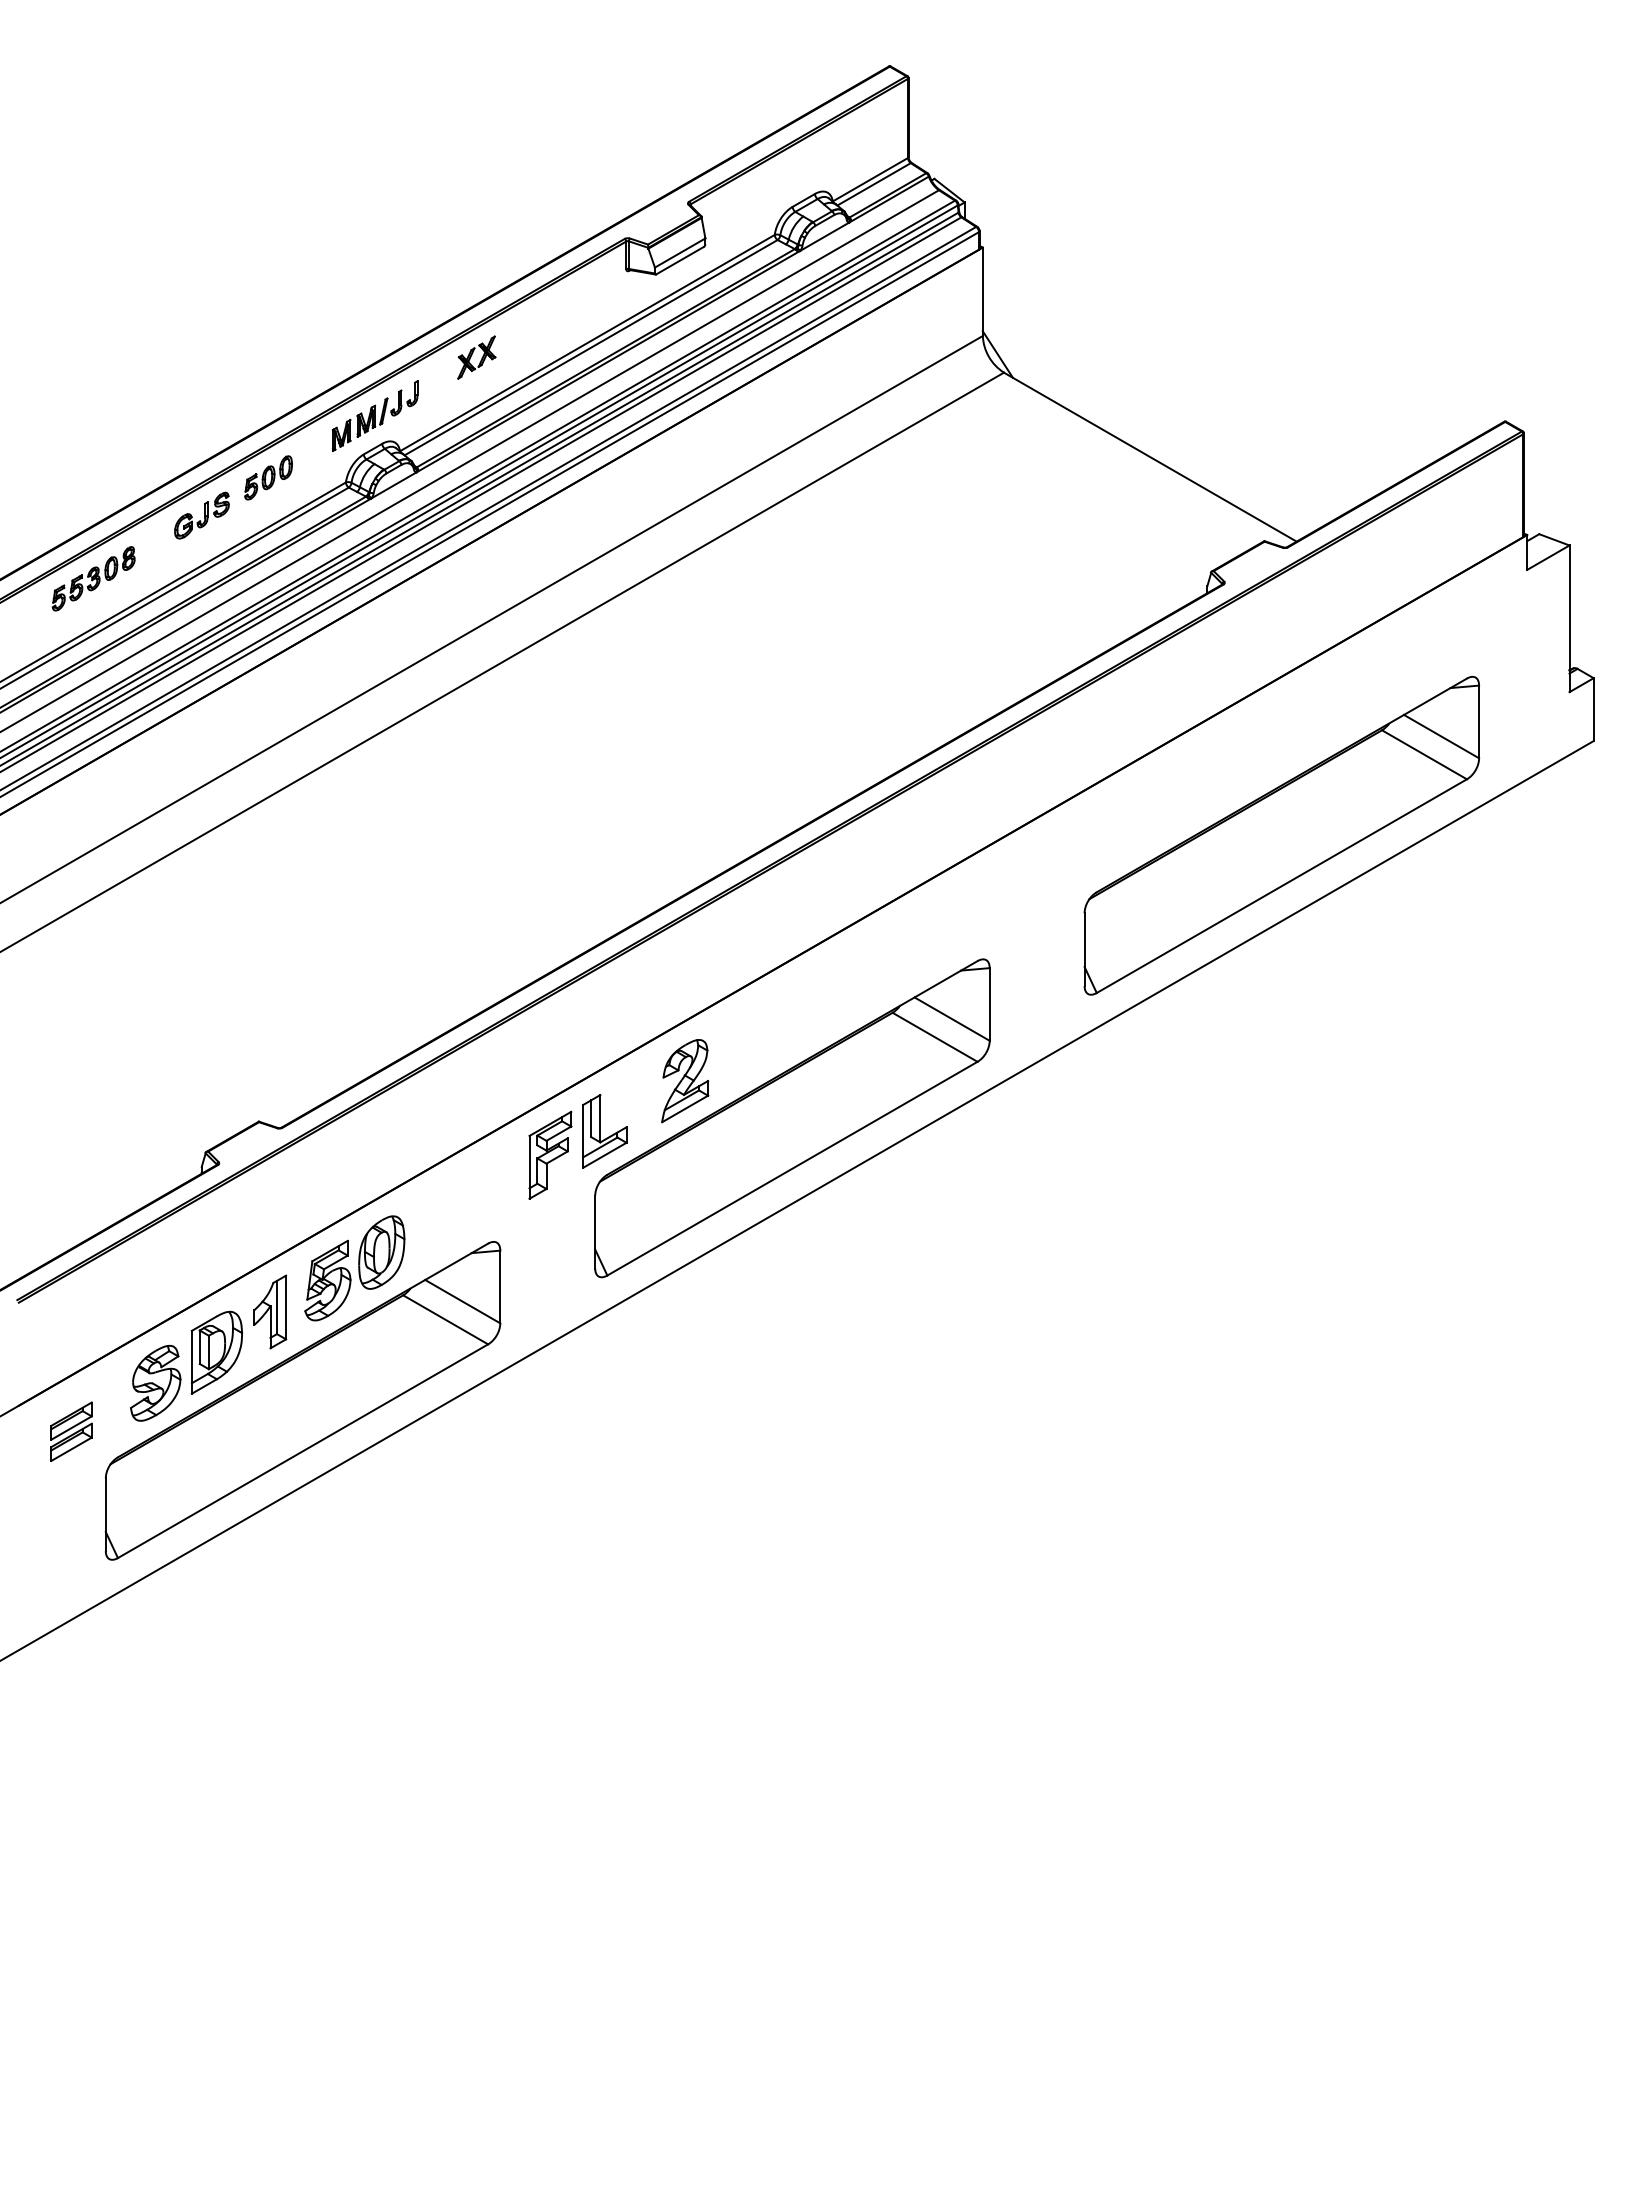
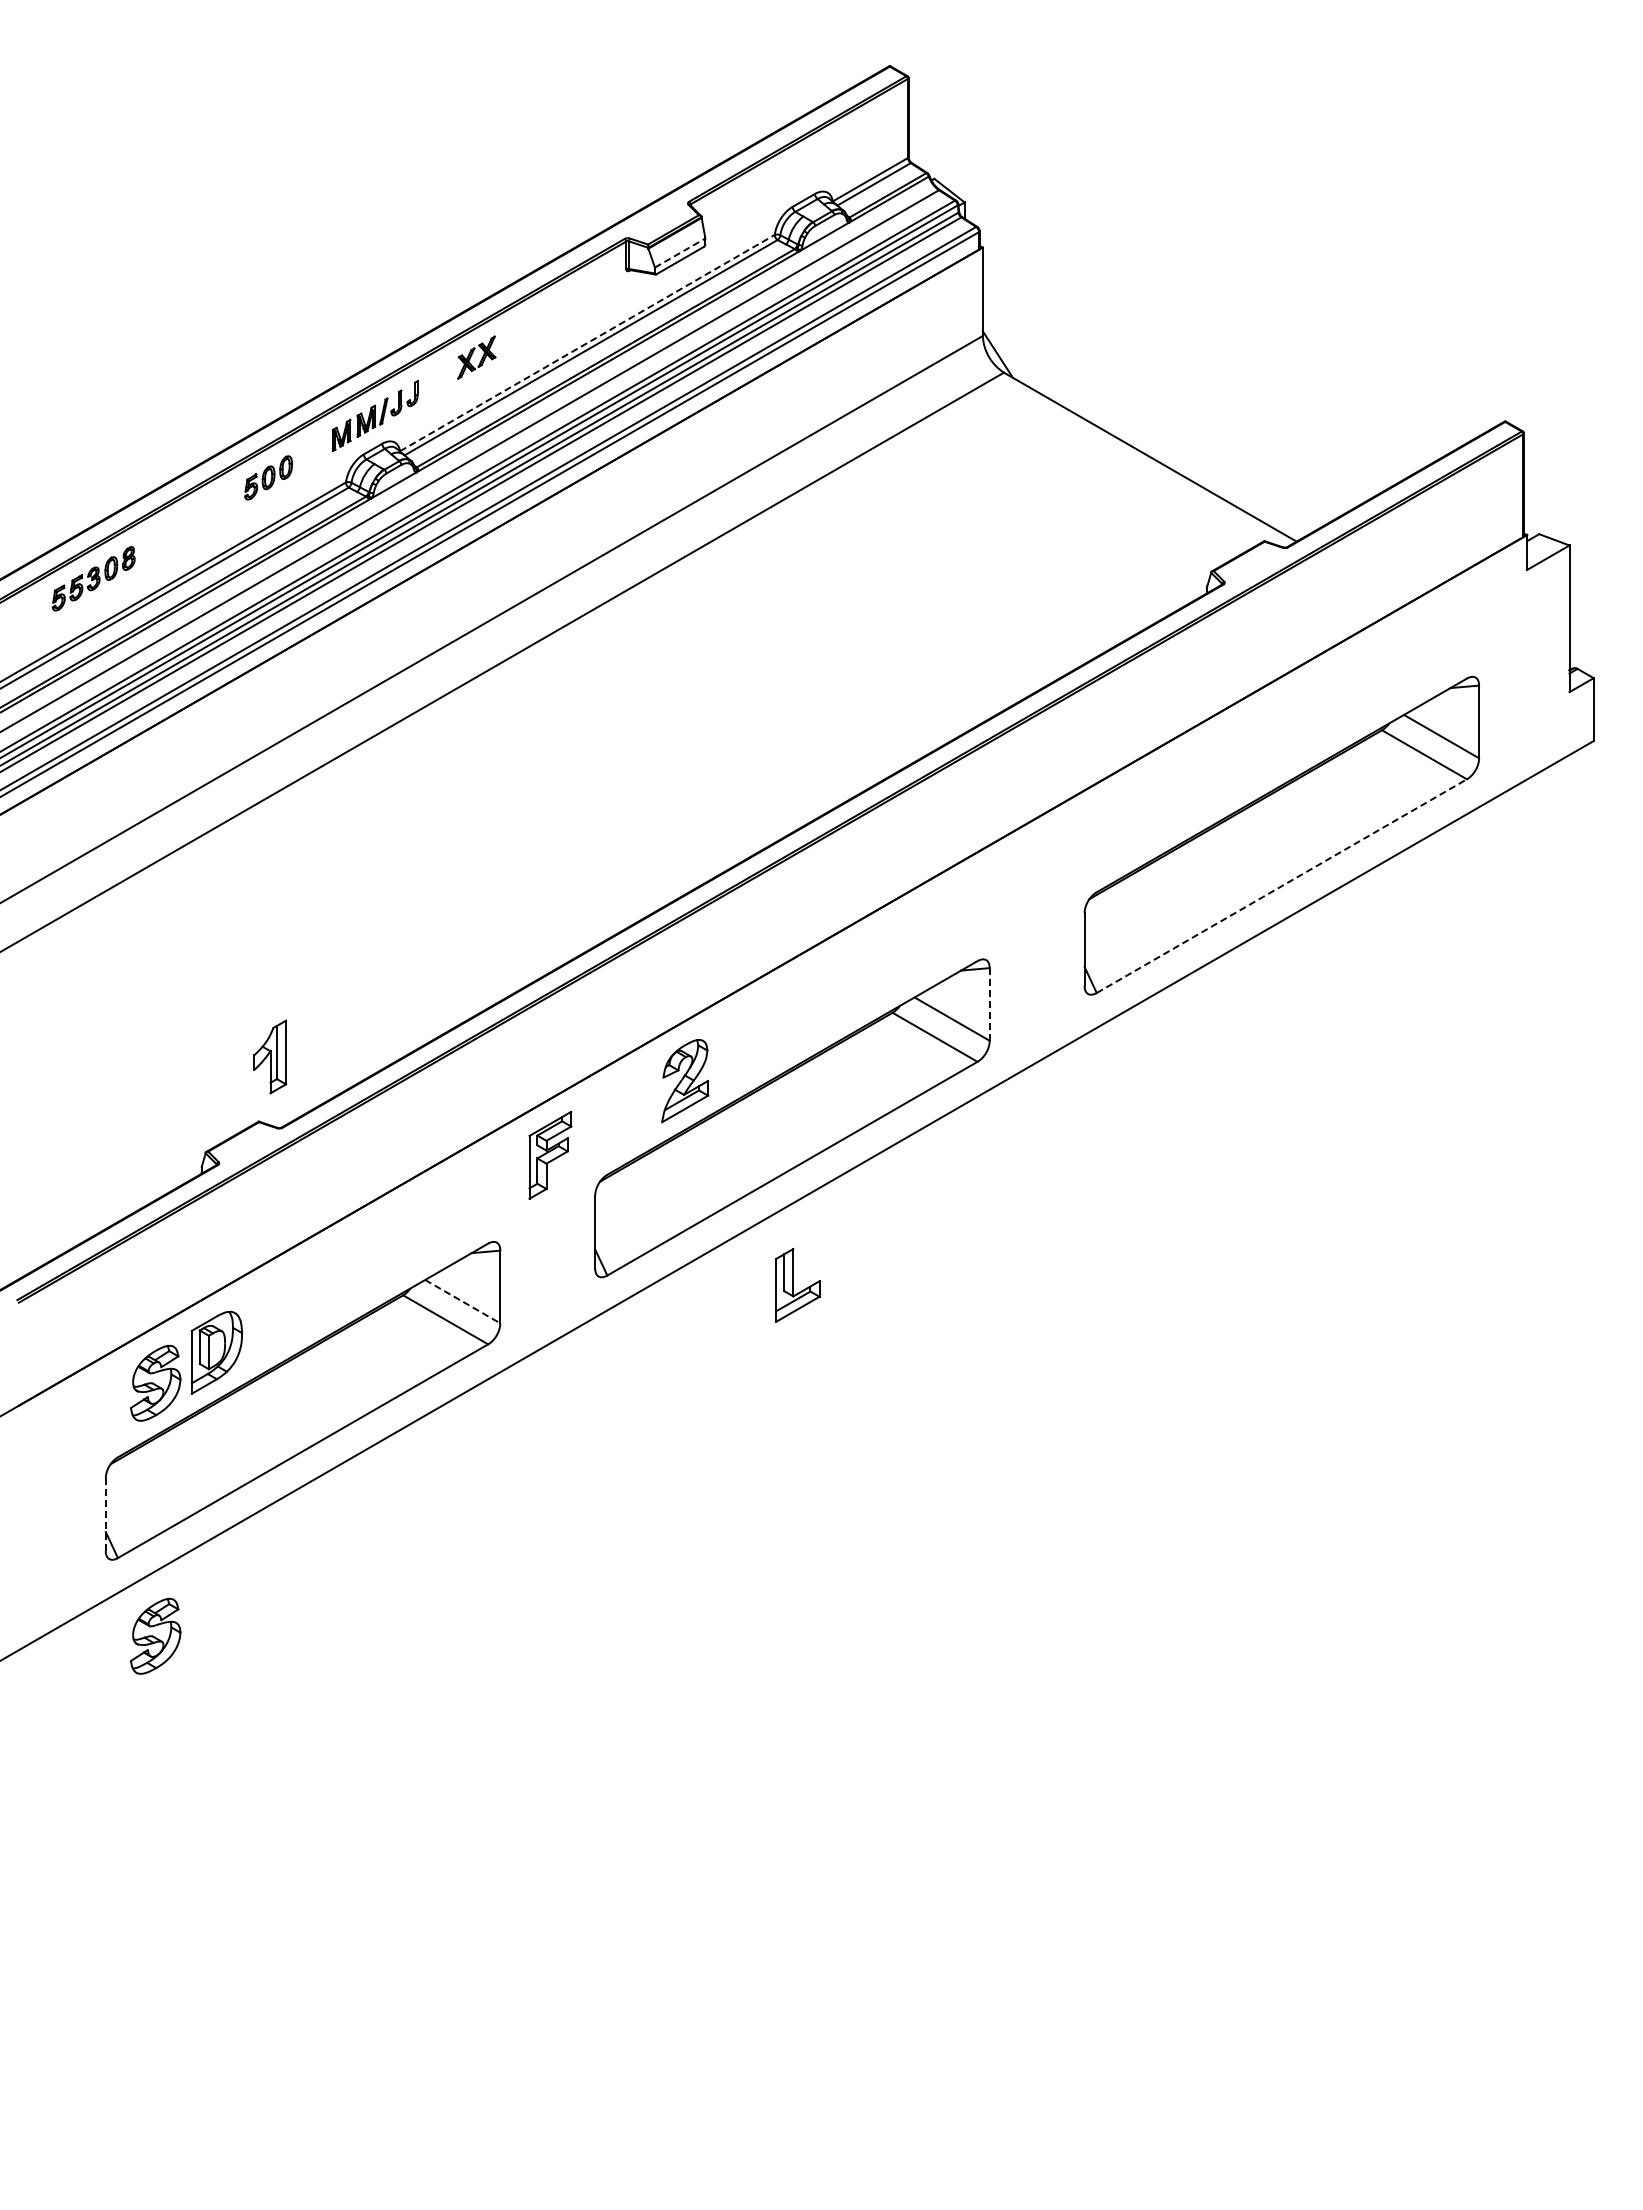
line: solid -> dashed (680, 252)
line: solid -> dashed (587, 342)
part: present -> none (201, 515)
line: solid -> dashed (1281, 886)
line: solid -> dashed (989, 1003)
part position: (604, 1131) -> (797, 1285) (797, 1285)
part: present -> none (354, 1268)
line: solid -> dashed (463, 1301)
part position: (270, 1311) -> (270, 1056) (270, 1056)
part: present -> none (71, 1431)
line: solid -> dashed (105, 1515)
part: none -> present (155, 1636)
